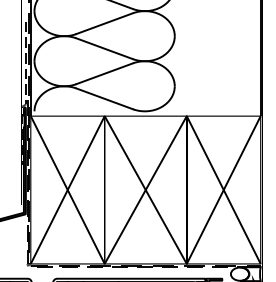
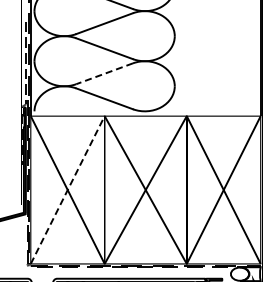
line: solid -> dashed (104, 73)
line: solid -> dashed (67, 190)
